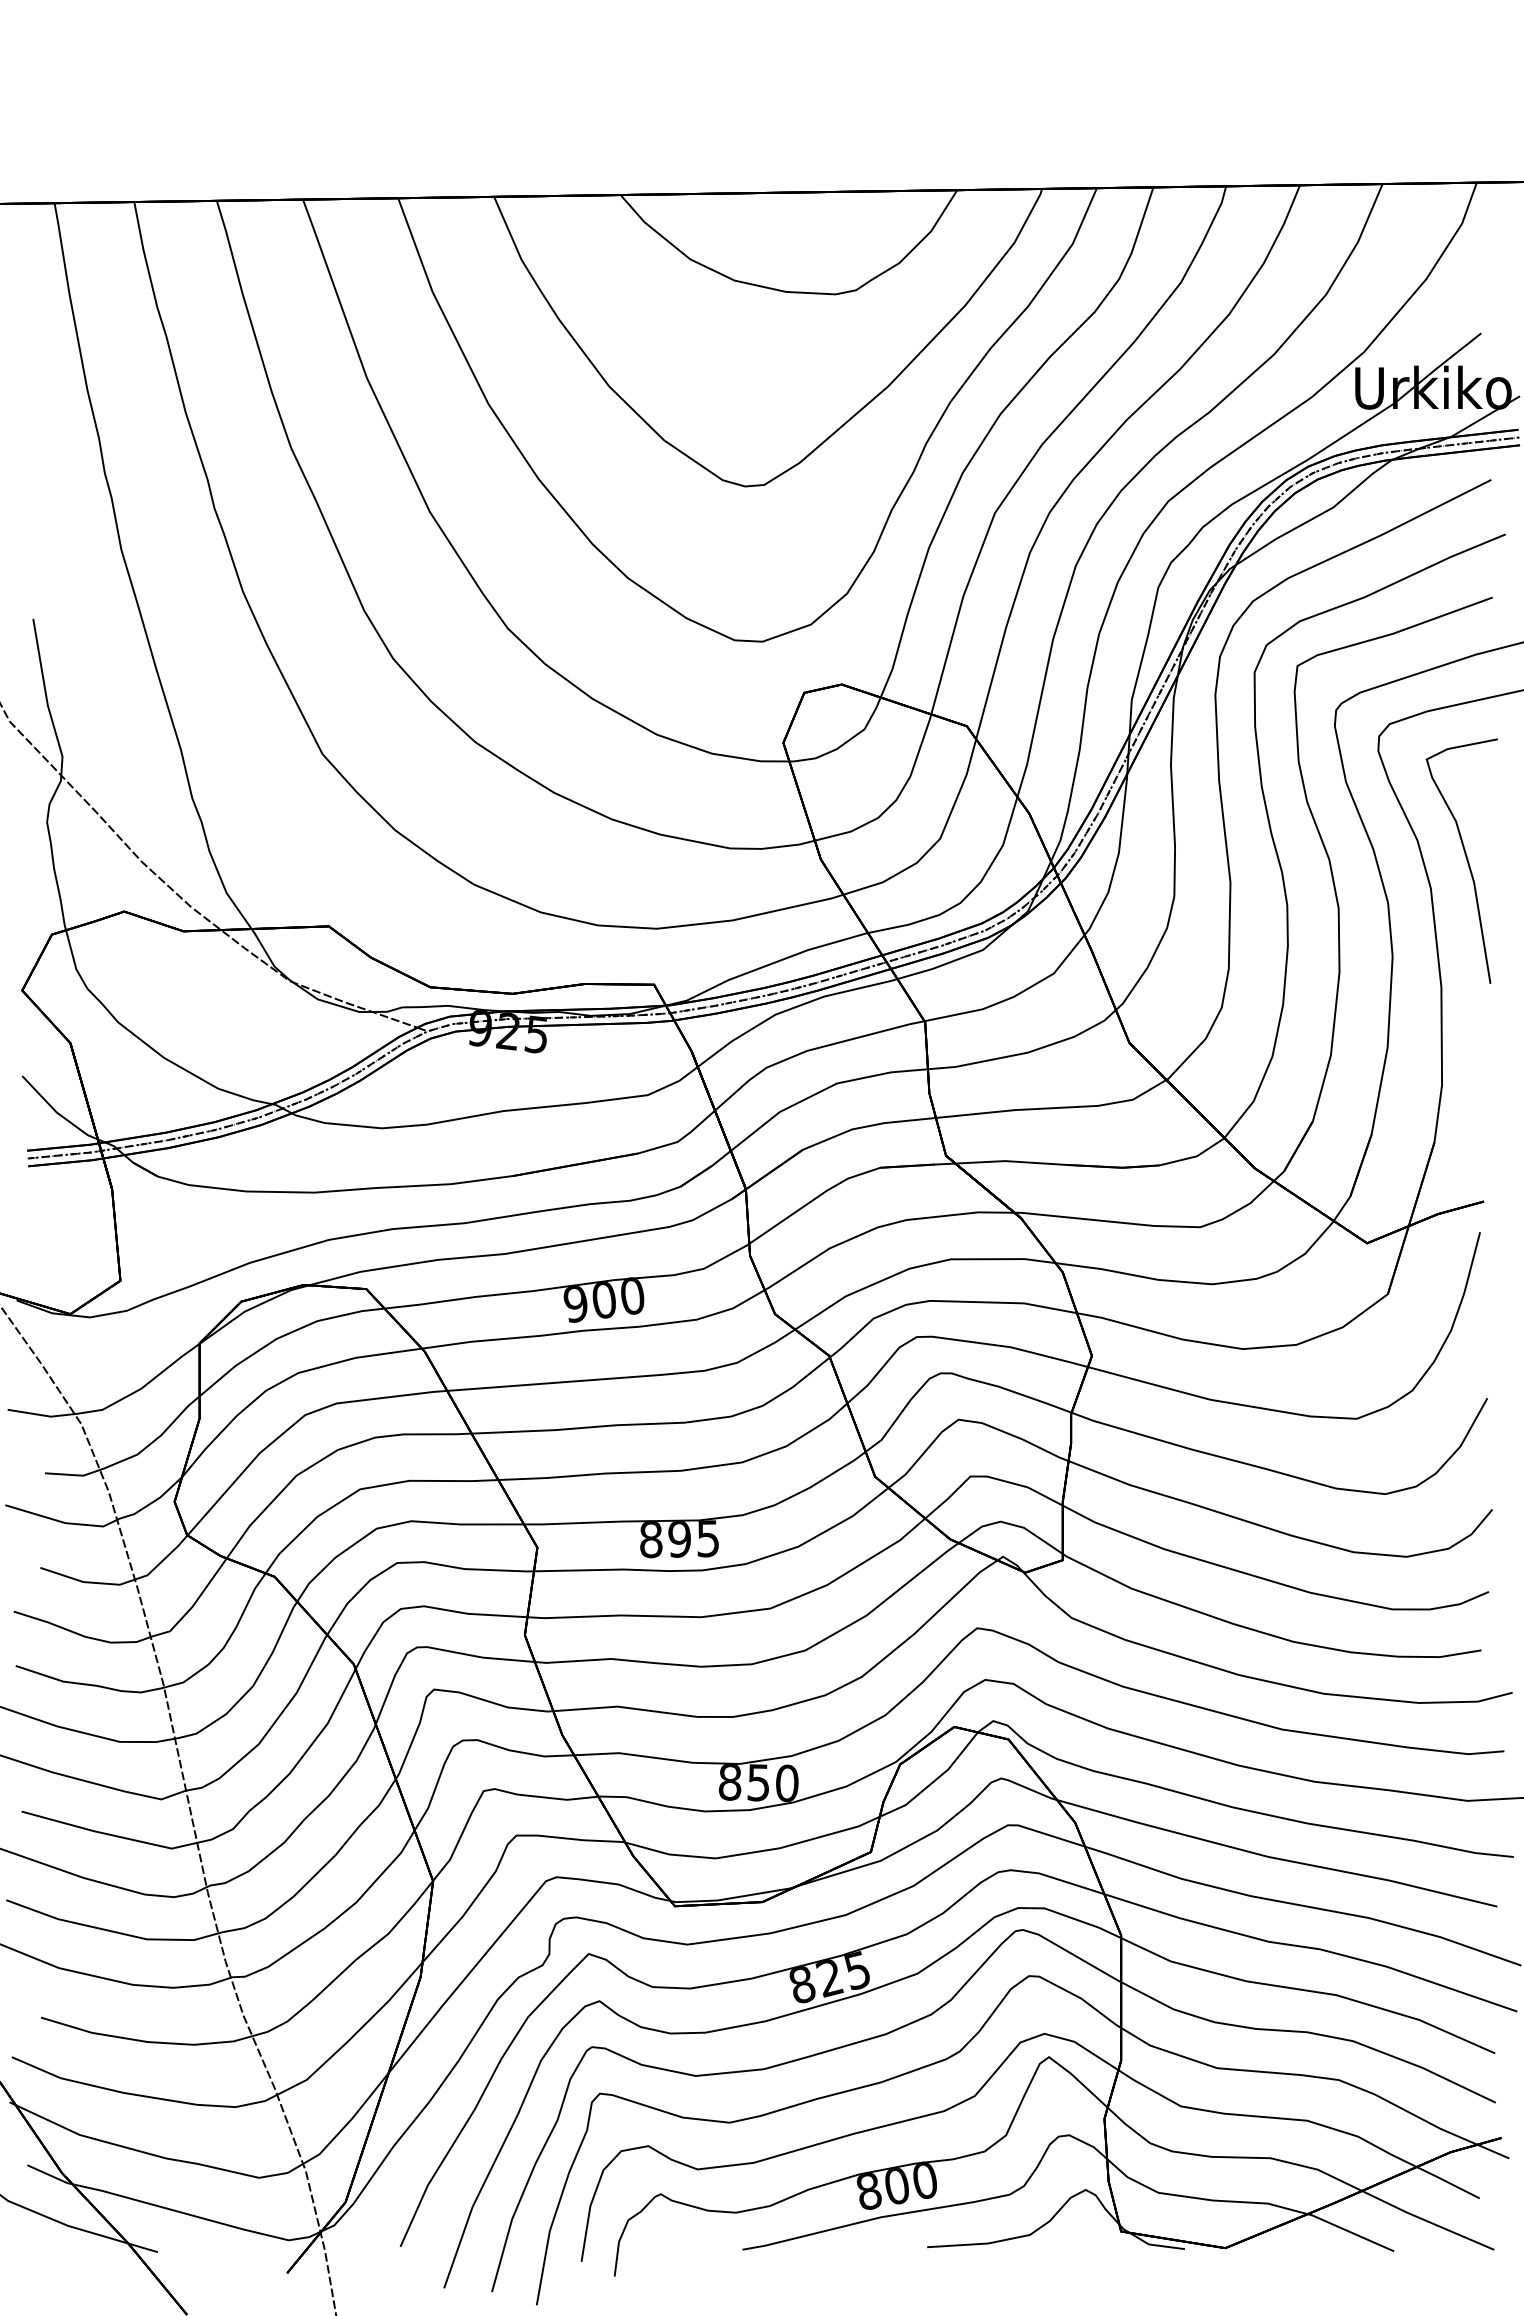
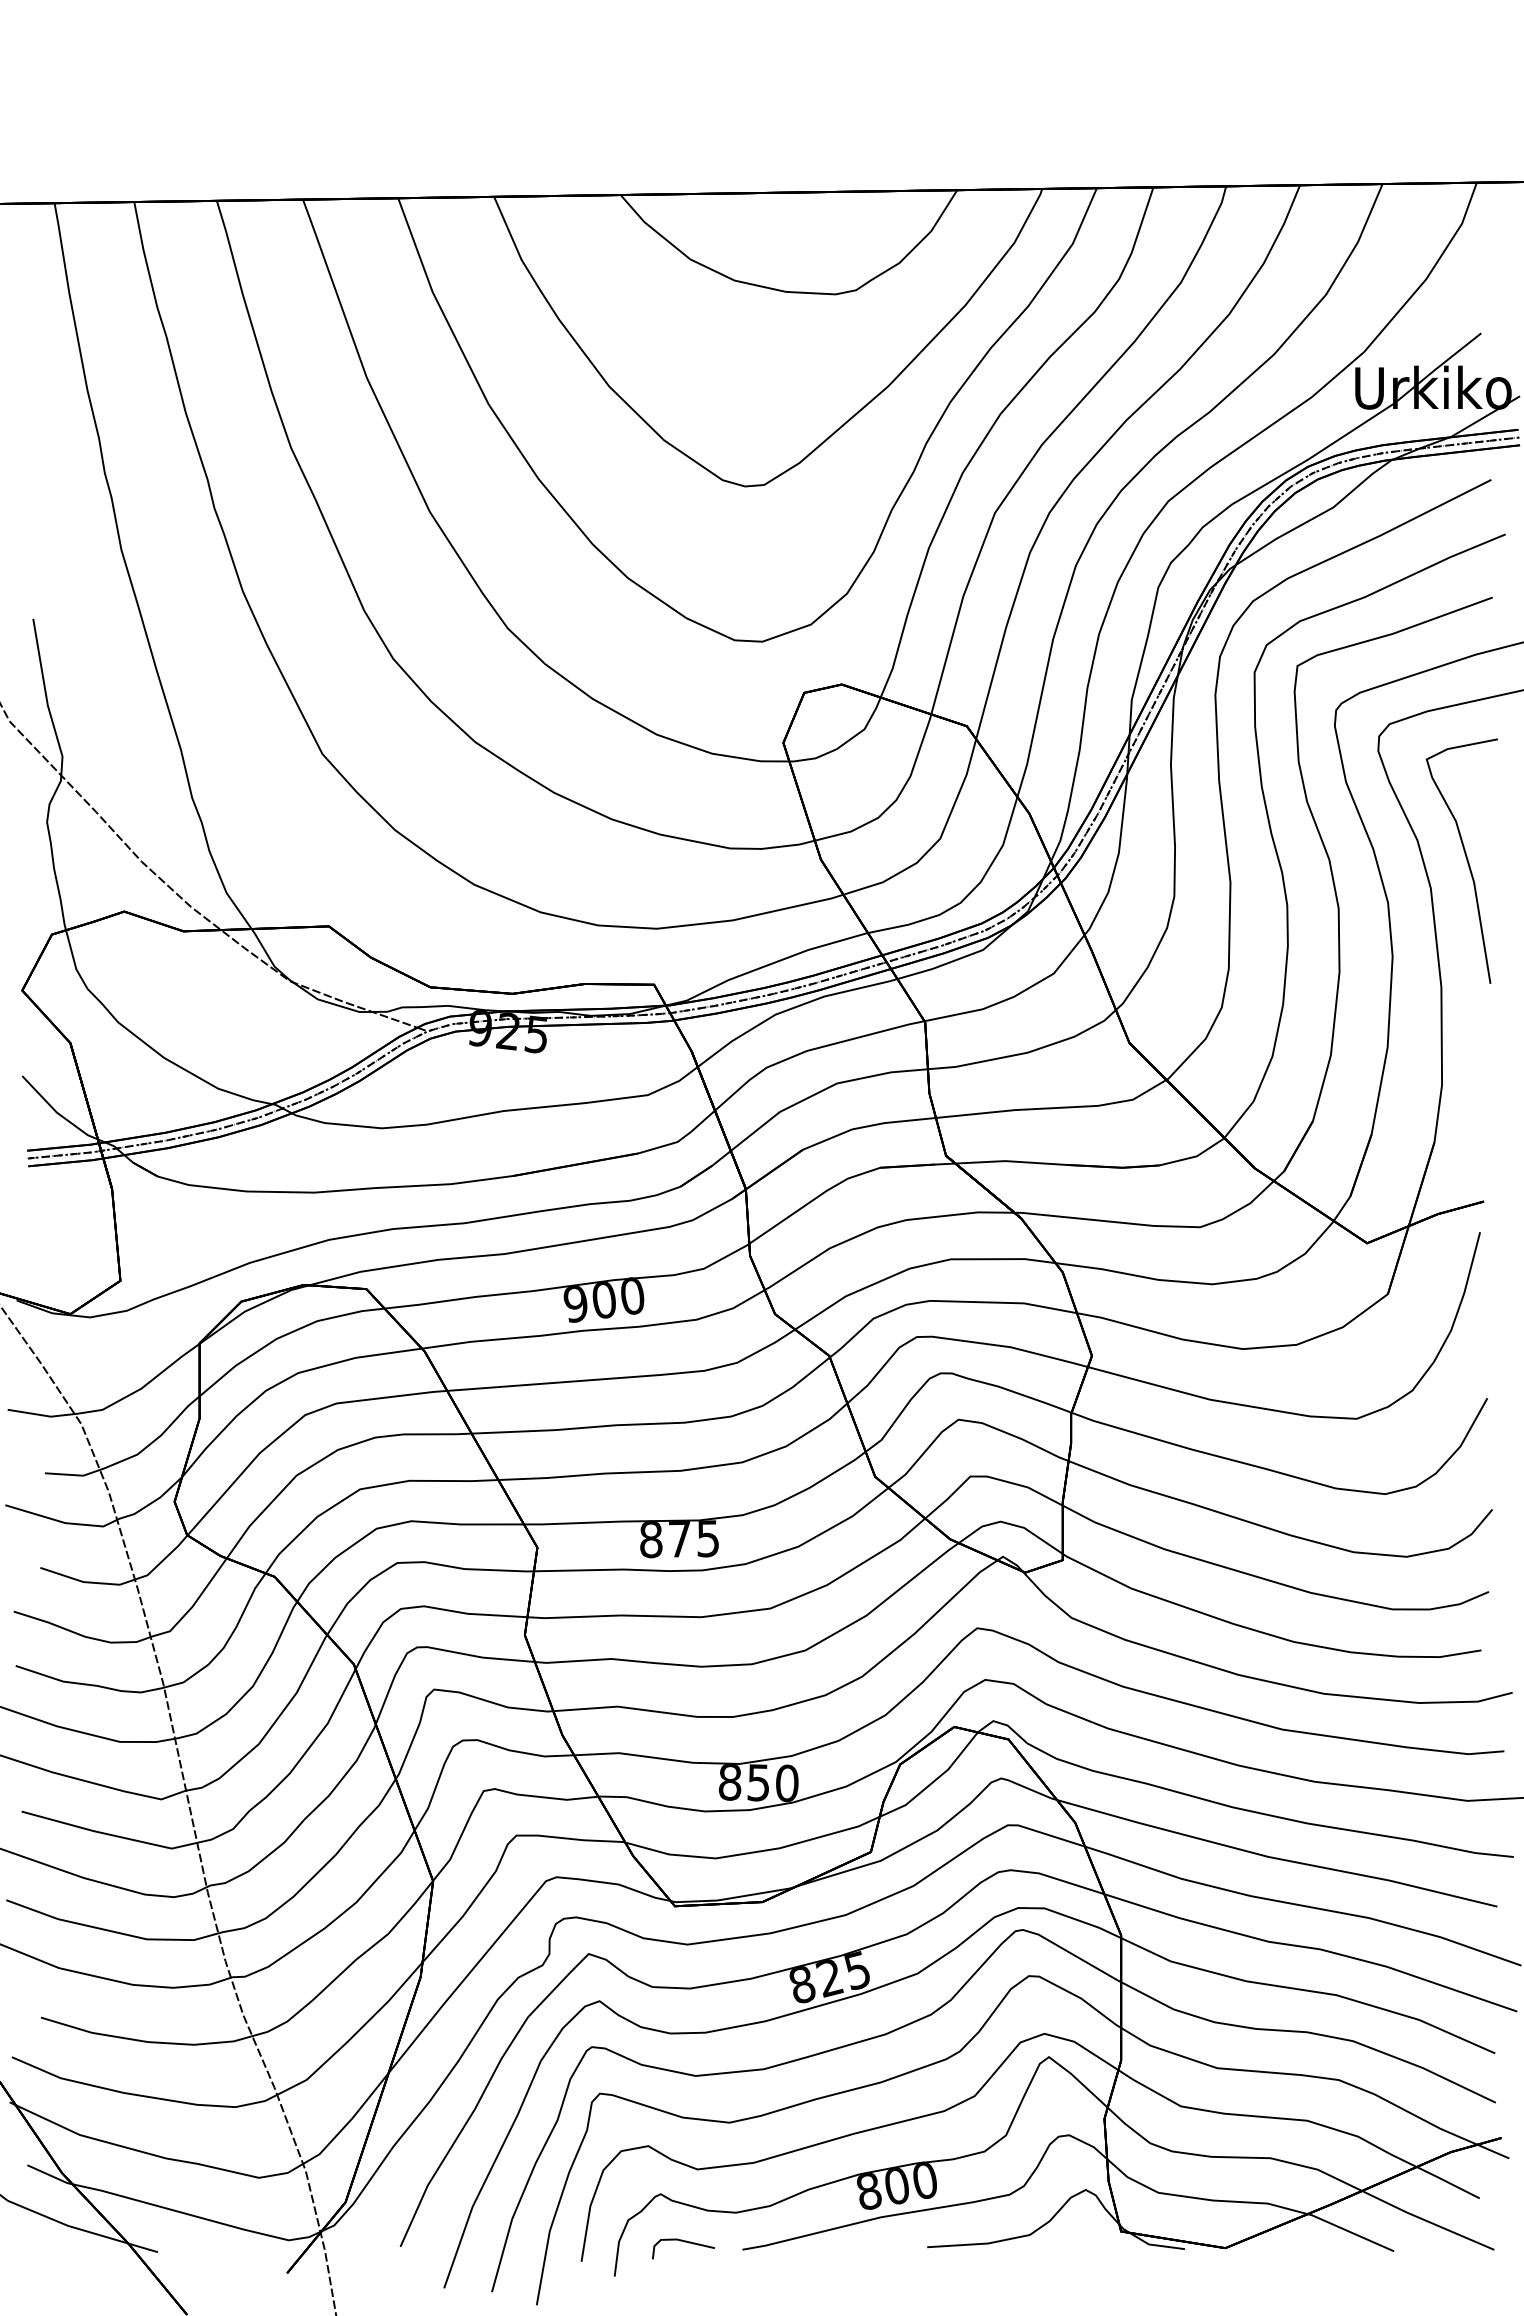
text: 895 -> 875 (679, 1539)
line: none -> present (684, 2242)
